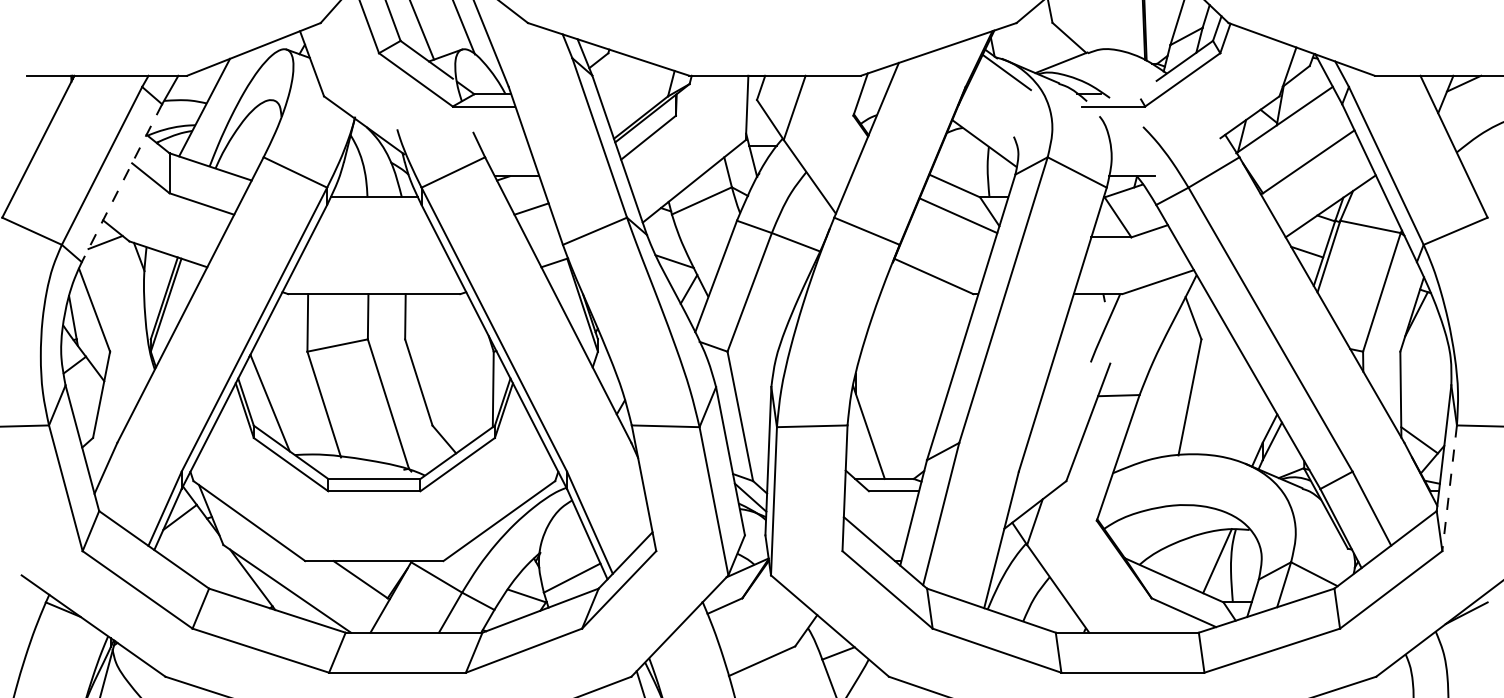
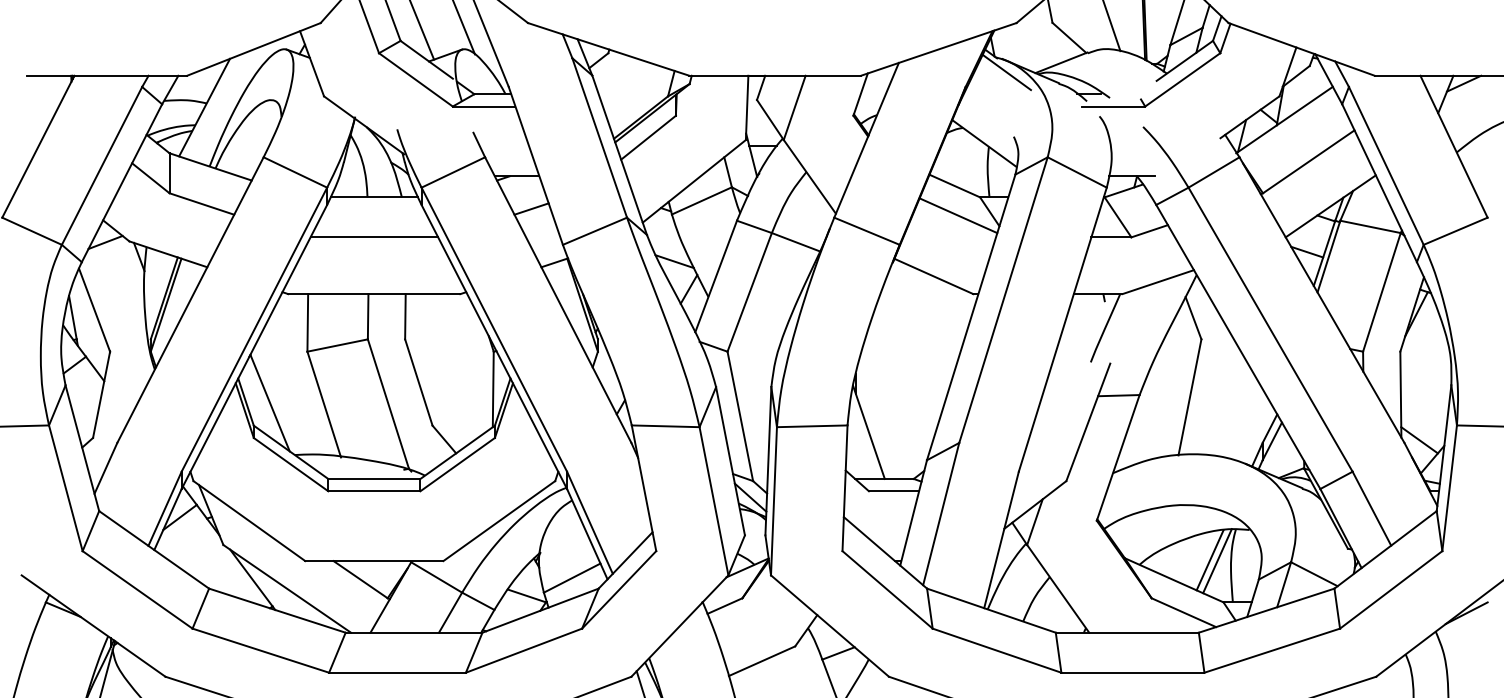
line: none -> present (1111, 26)
line: dashed -> solid (122, 183)
line: none -> present (374, 237)
line: dashed -> solid (1449, 488)
line: none -> present (1209, 560)
